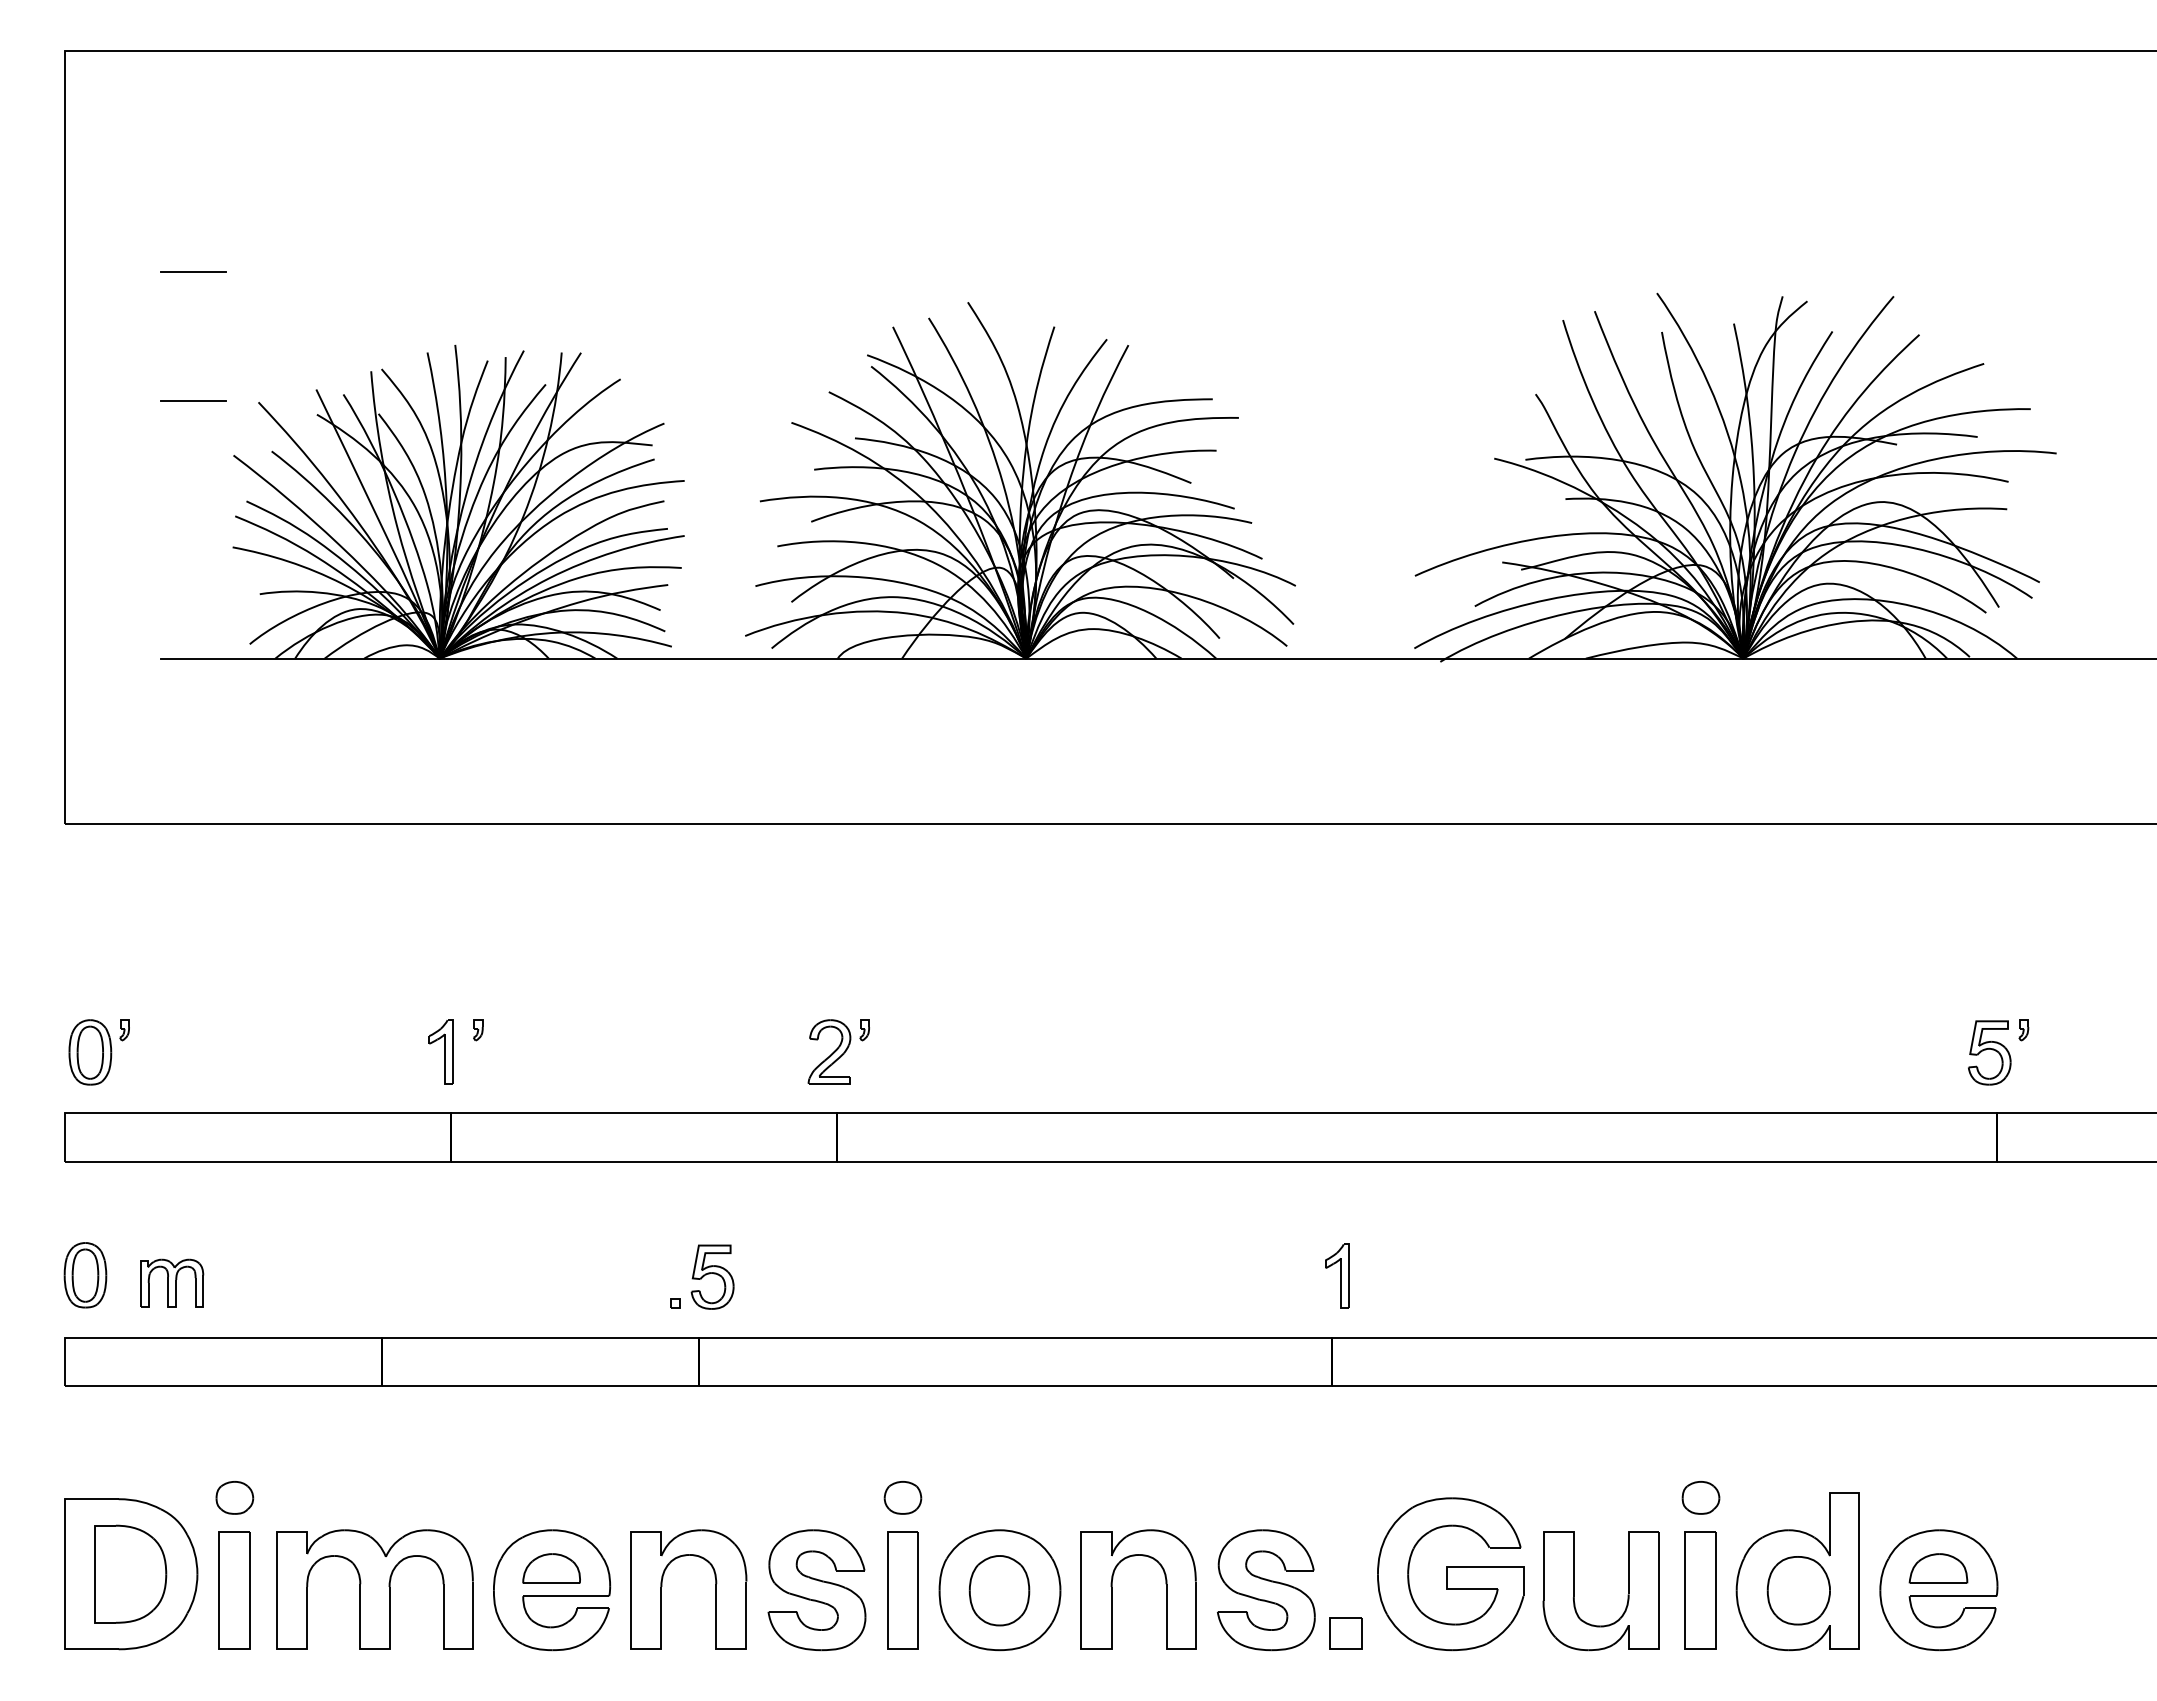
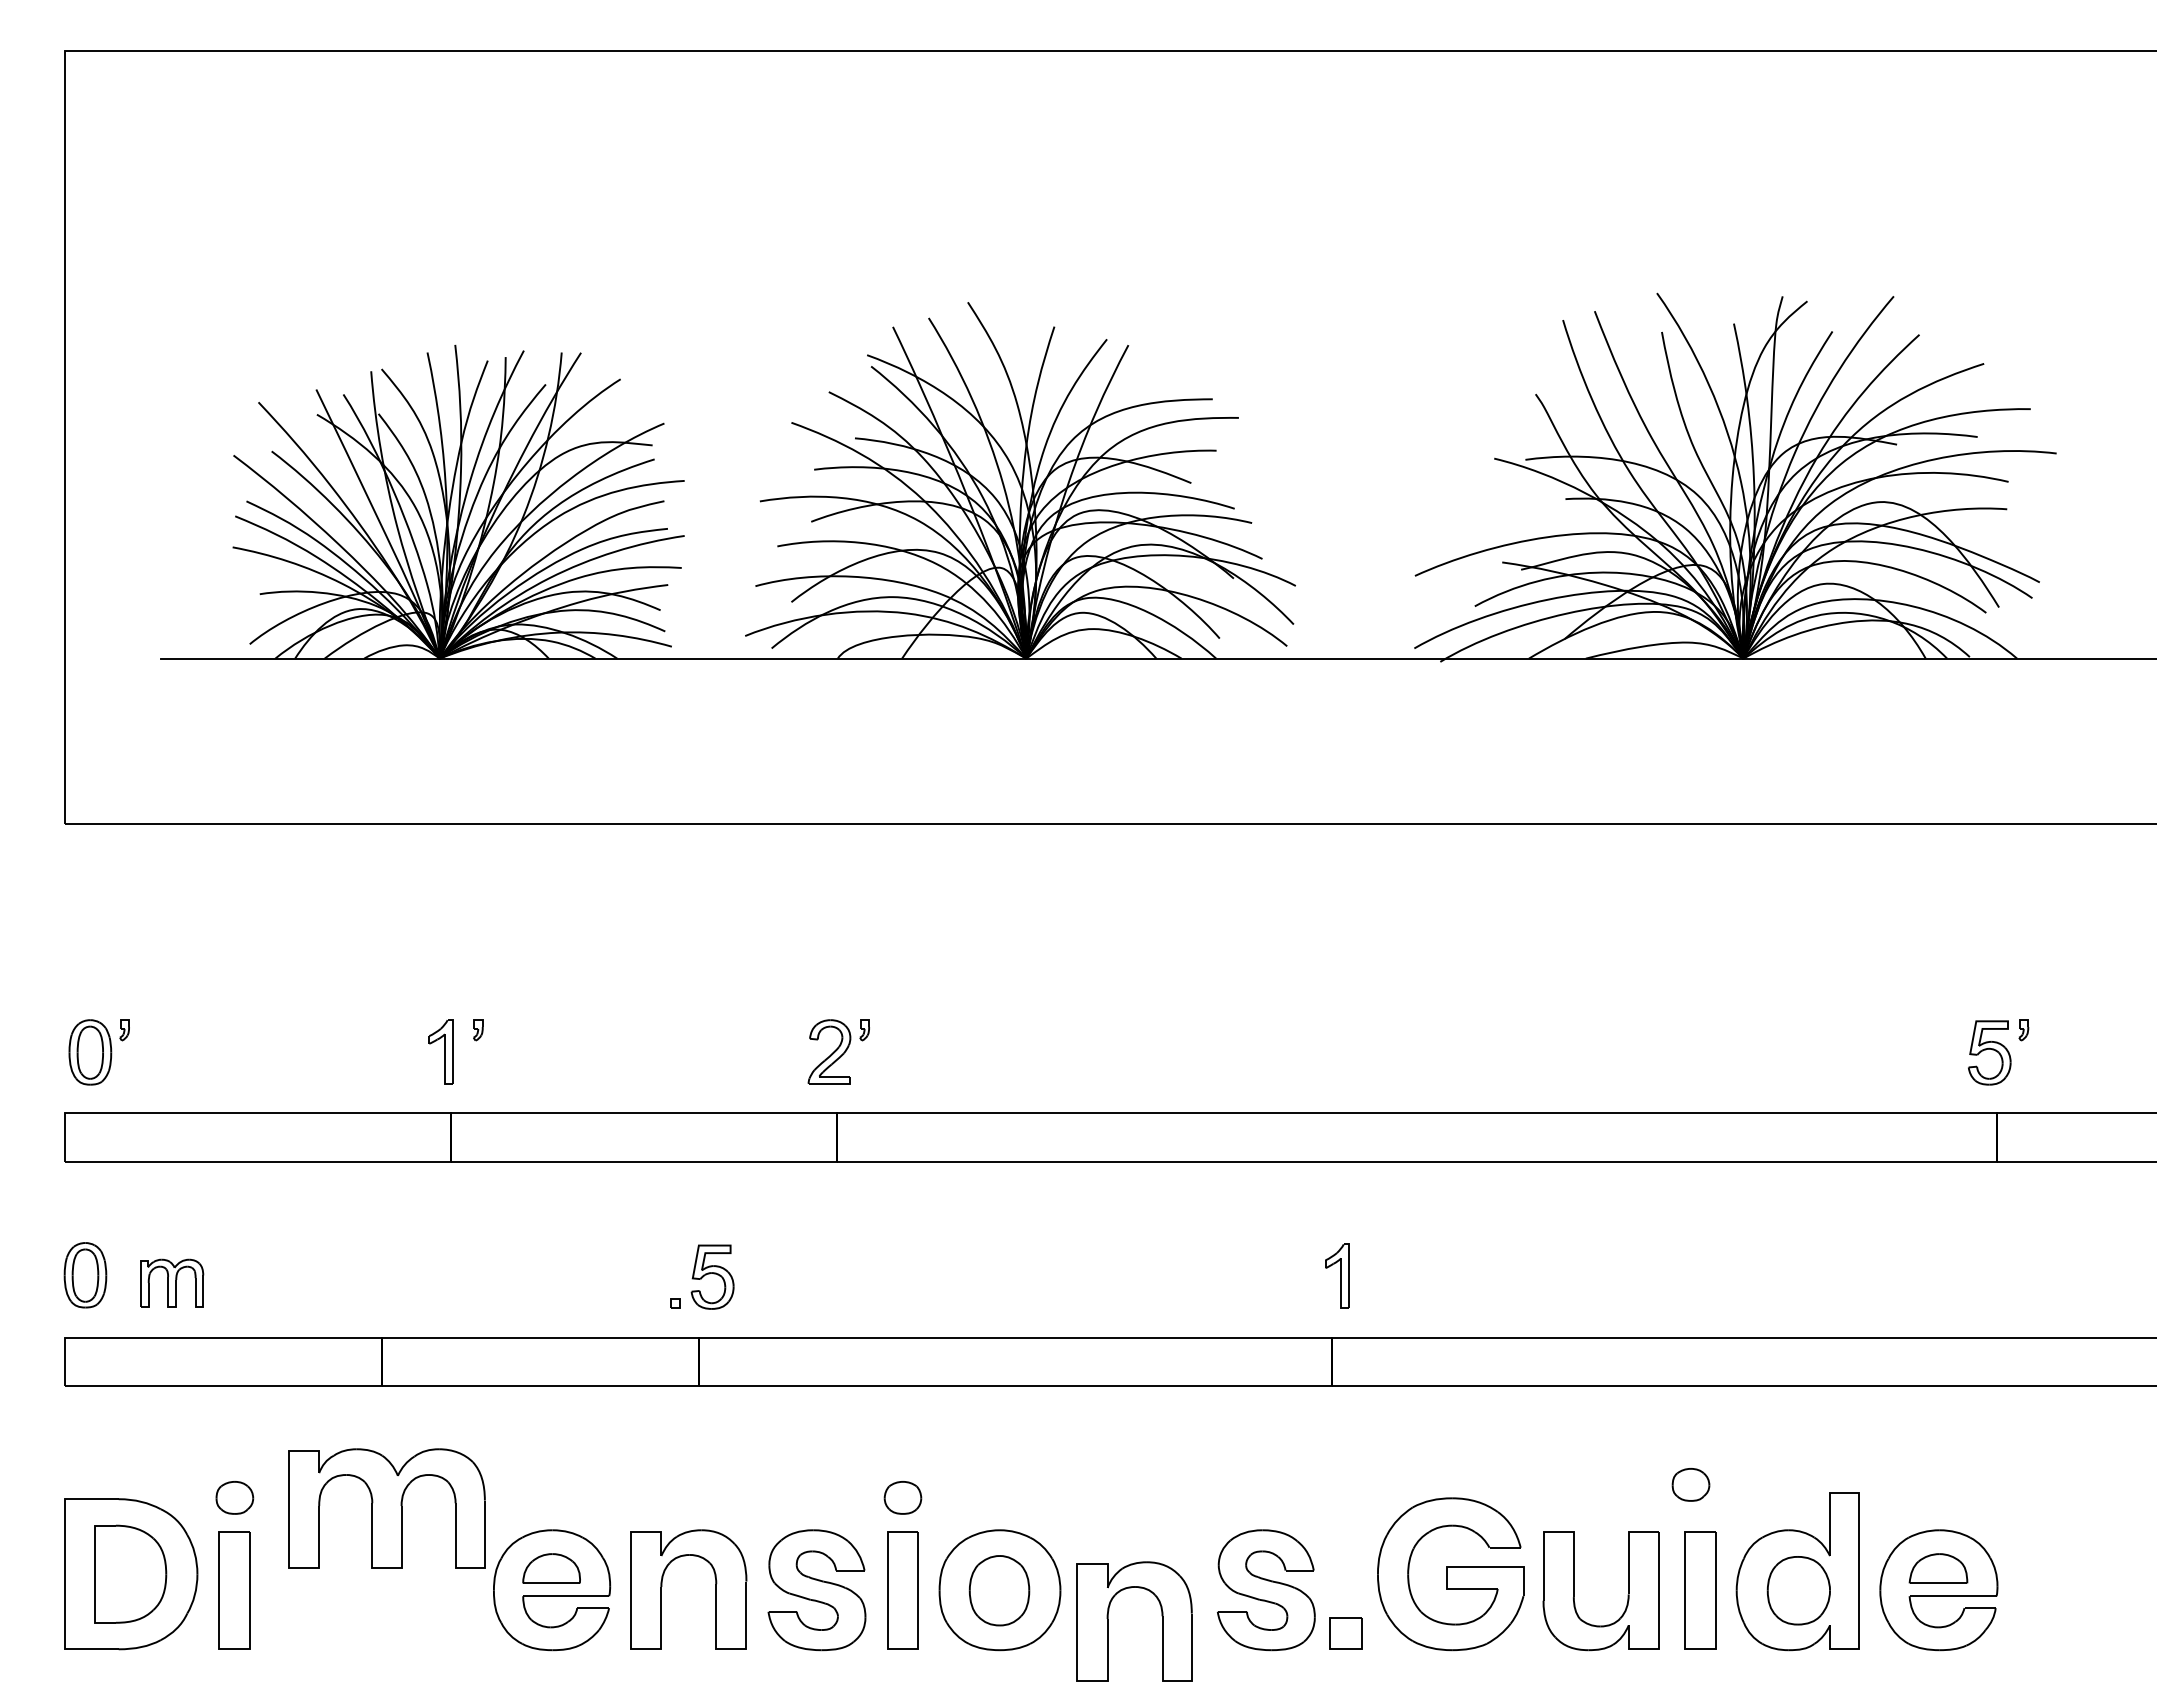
line: present -> none (193, 272)
line: present -> none (193, 401)
part position: (1700, 1497) -> (1690, 1484) (1690, 1484)
part position: (374, 1589) -> (386, 1508) (386, 1508)
part position: (1112, 1589) -> (1108, 1621) (1108, 1621)
